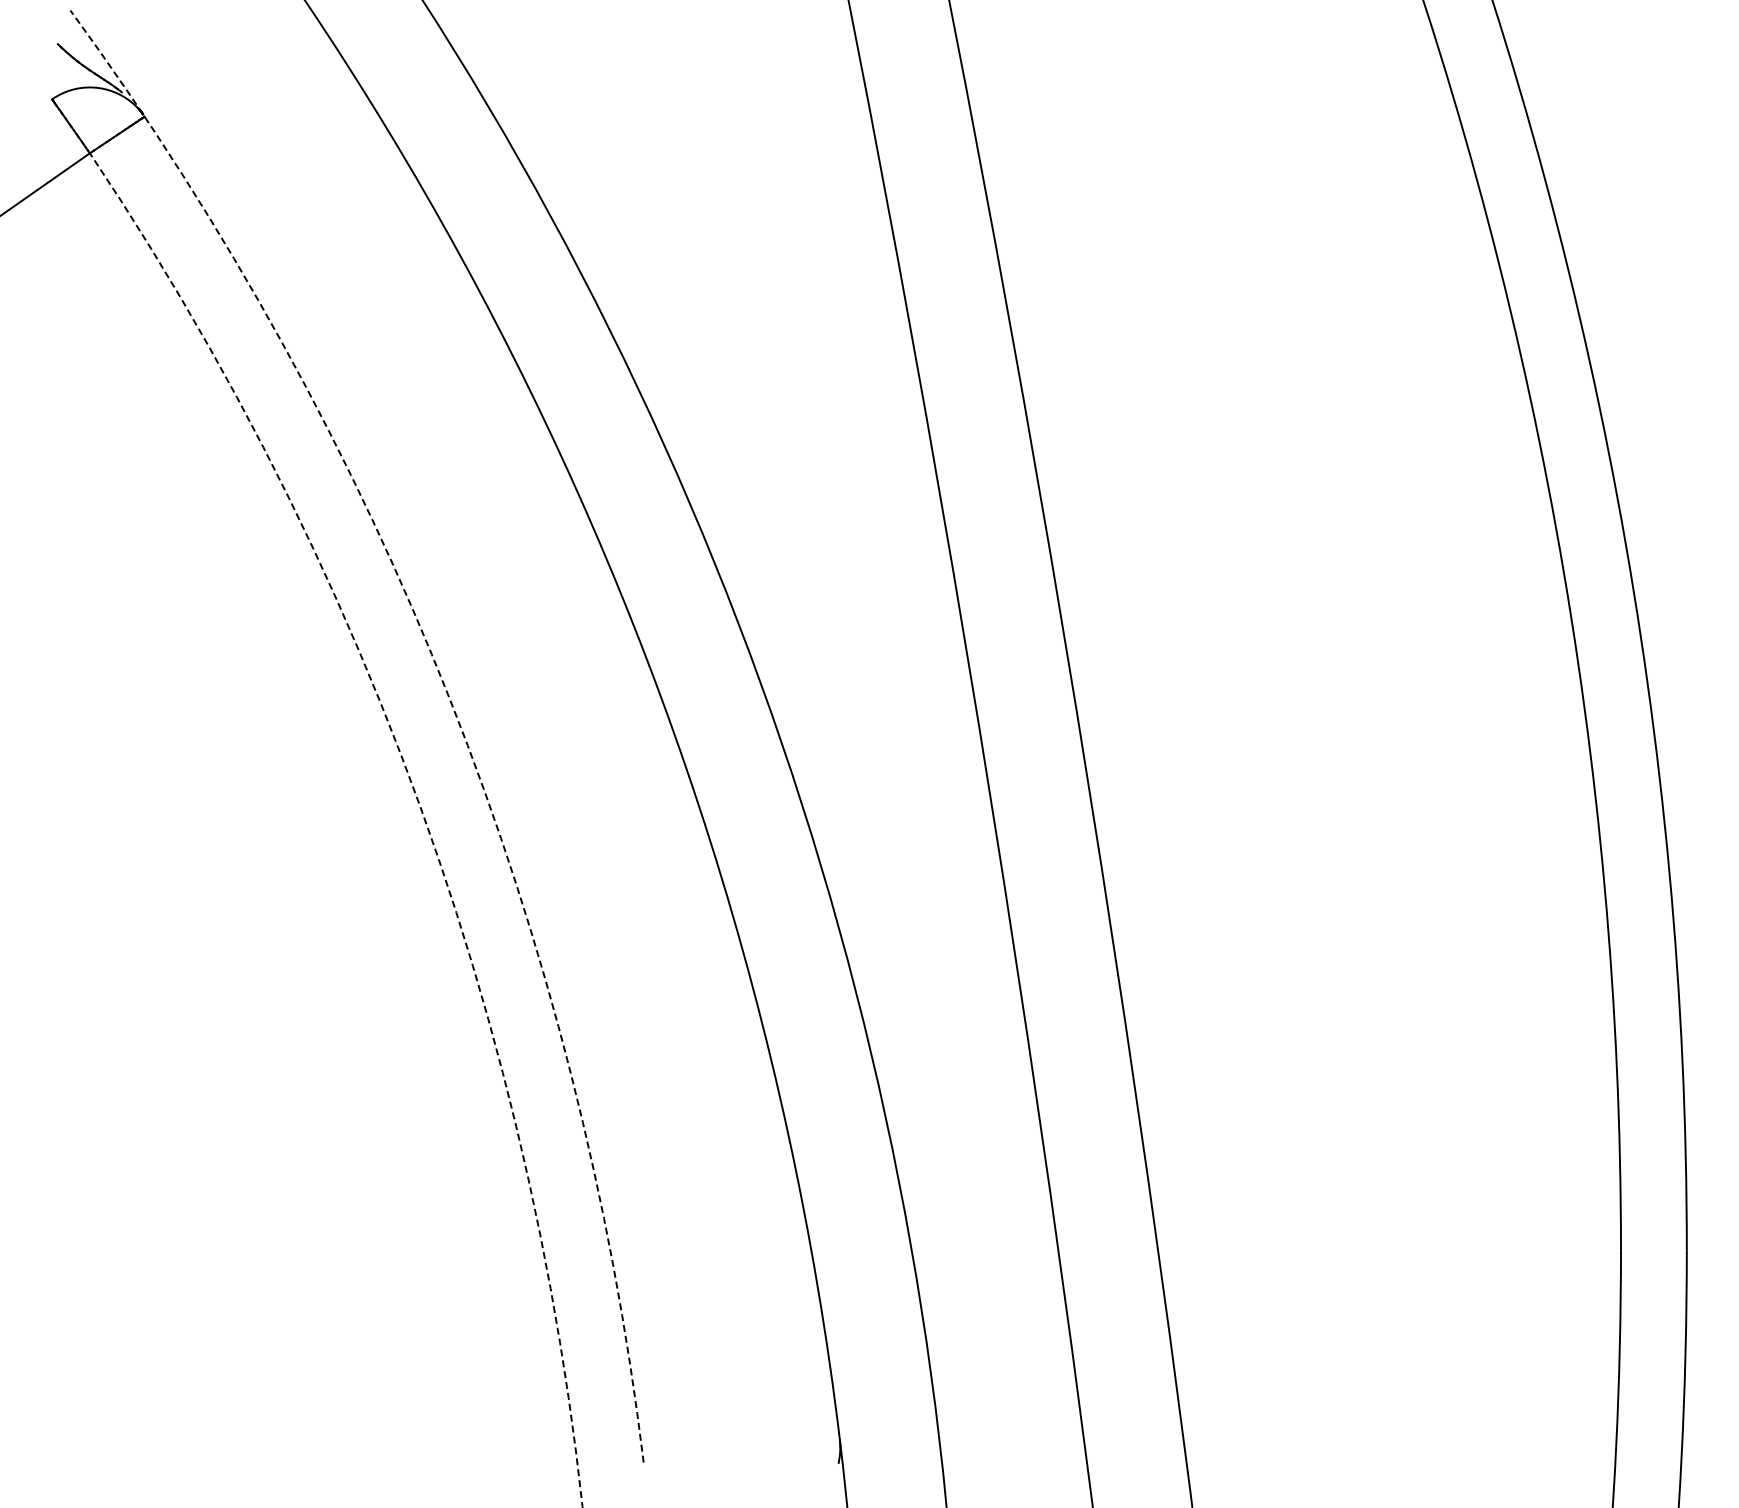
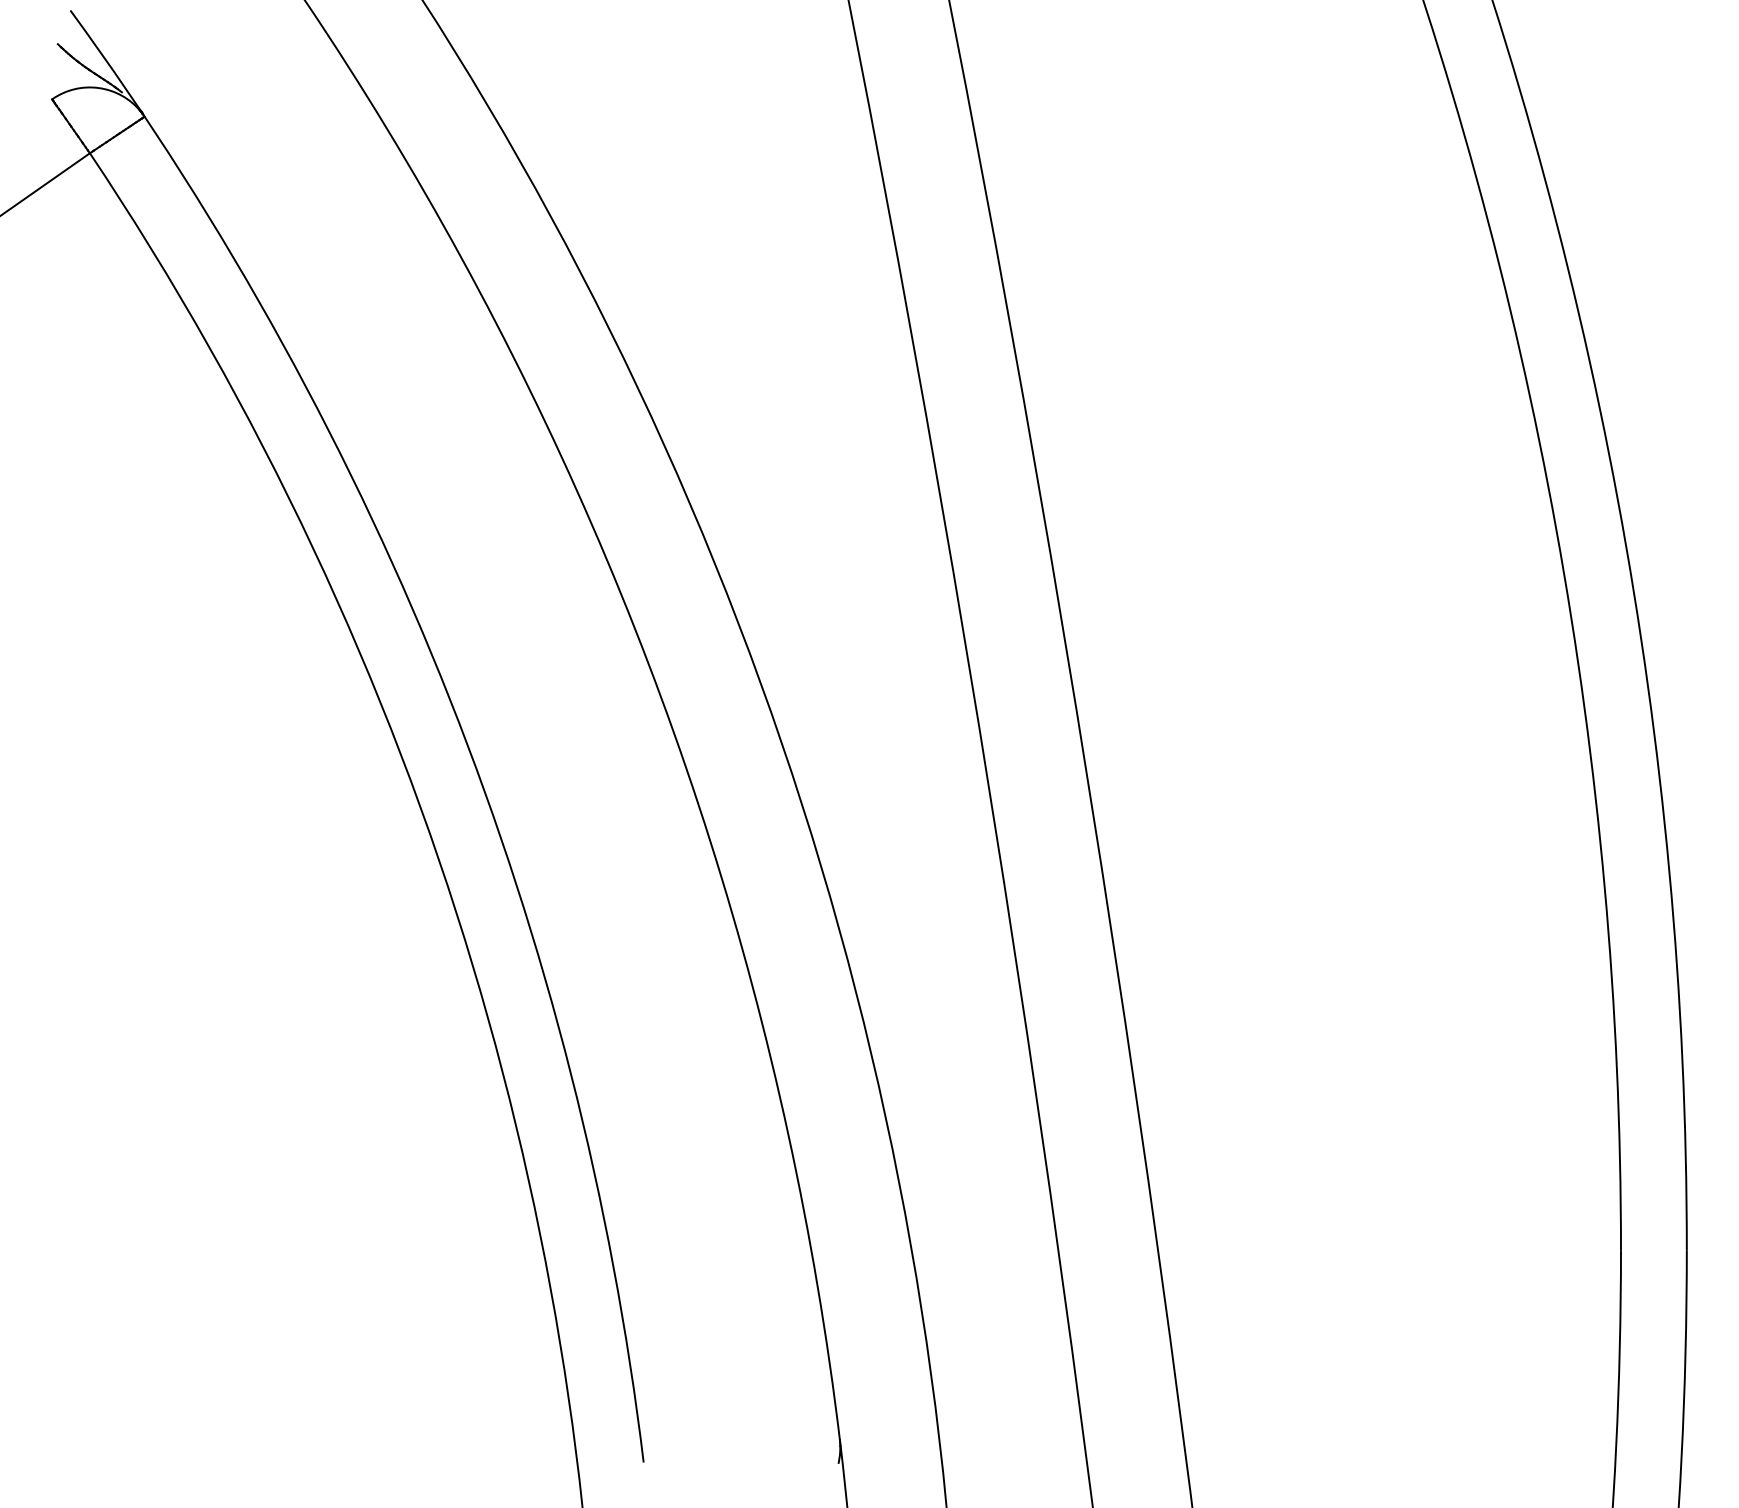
arc: dashed -> solid (450, 699)
arc: dashed -> solid (417, 798)
